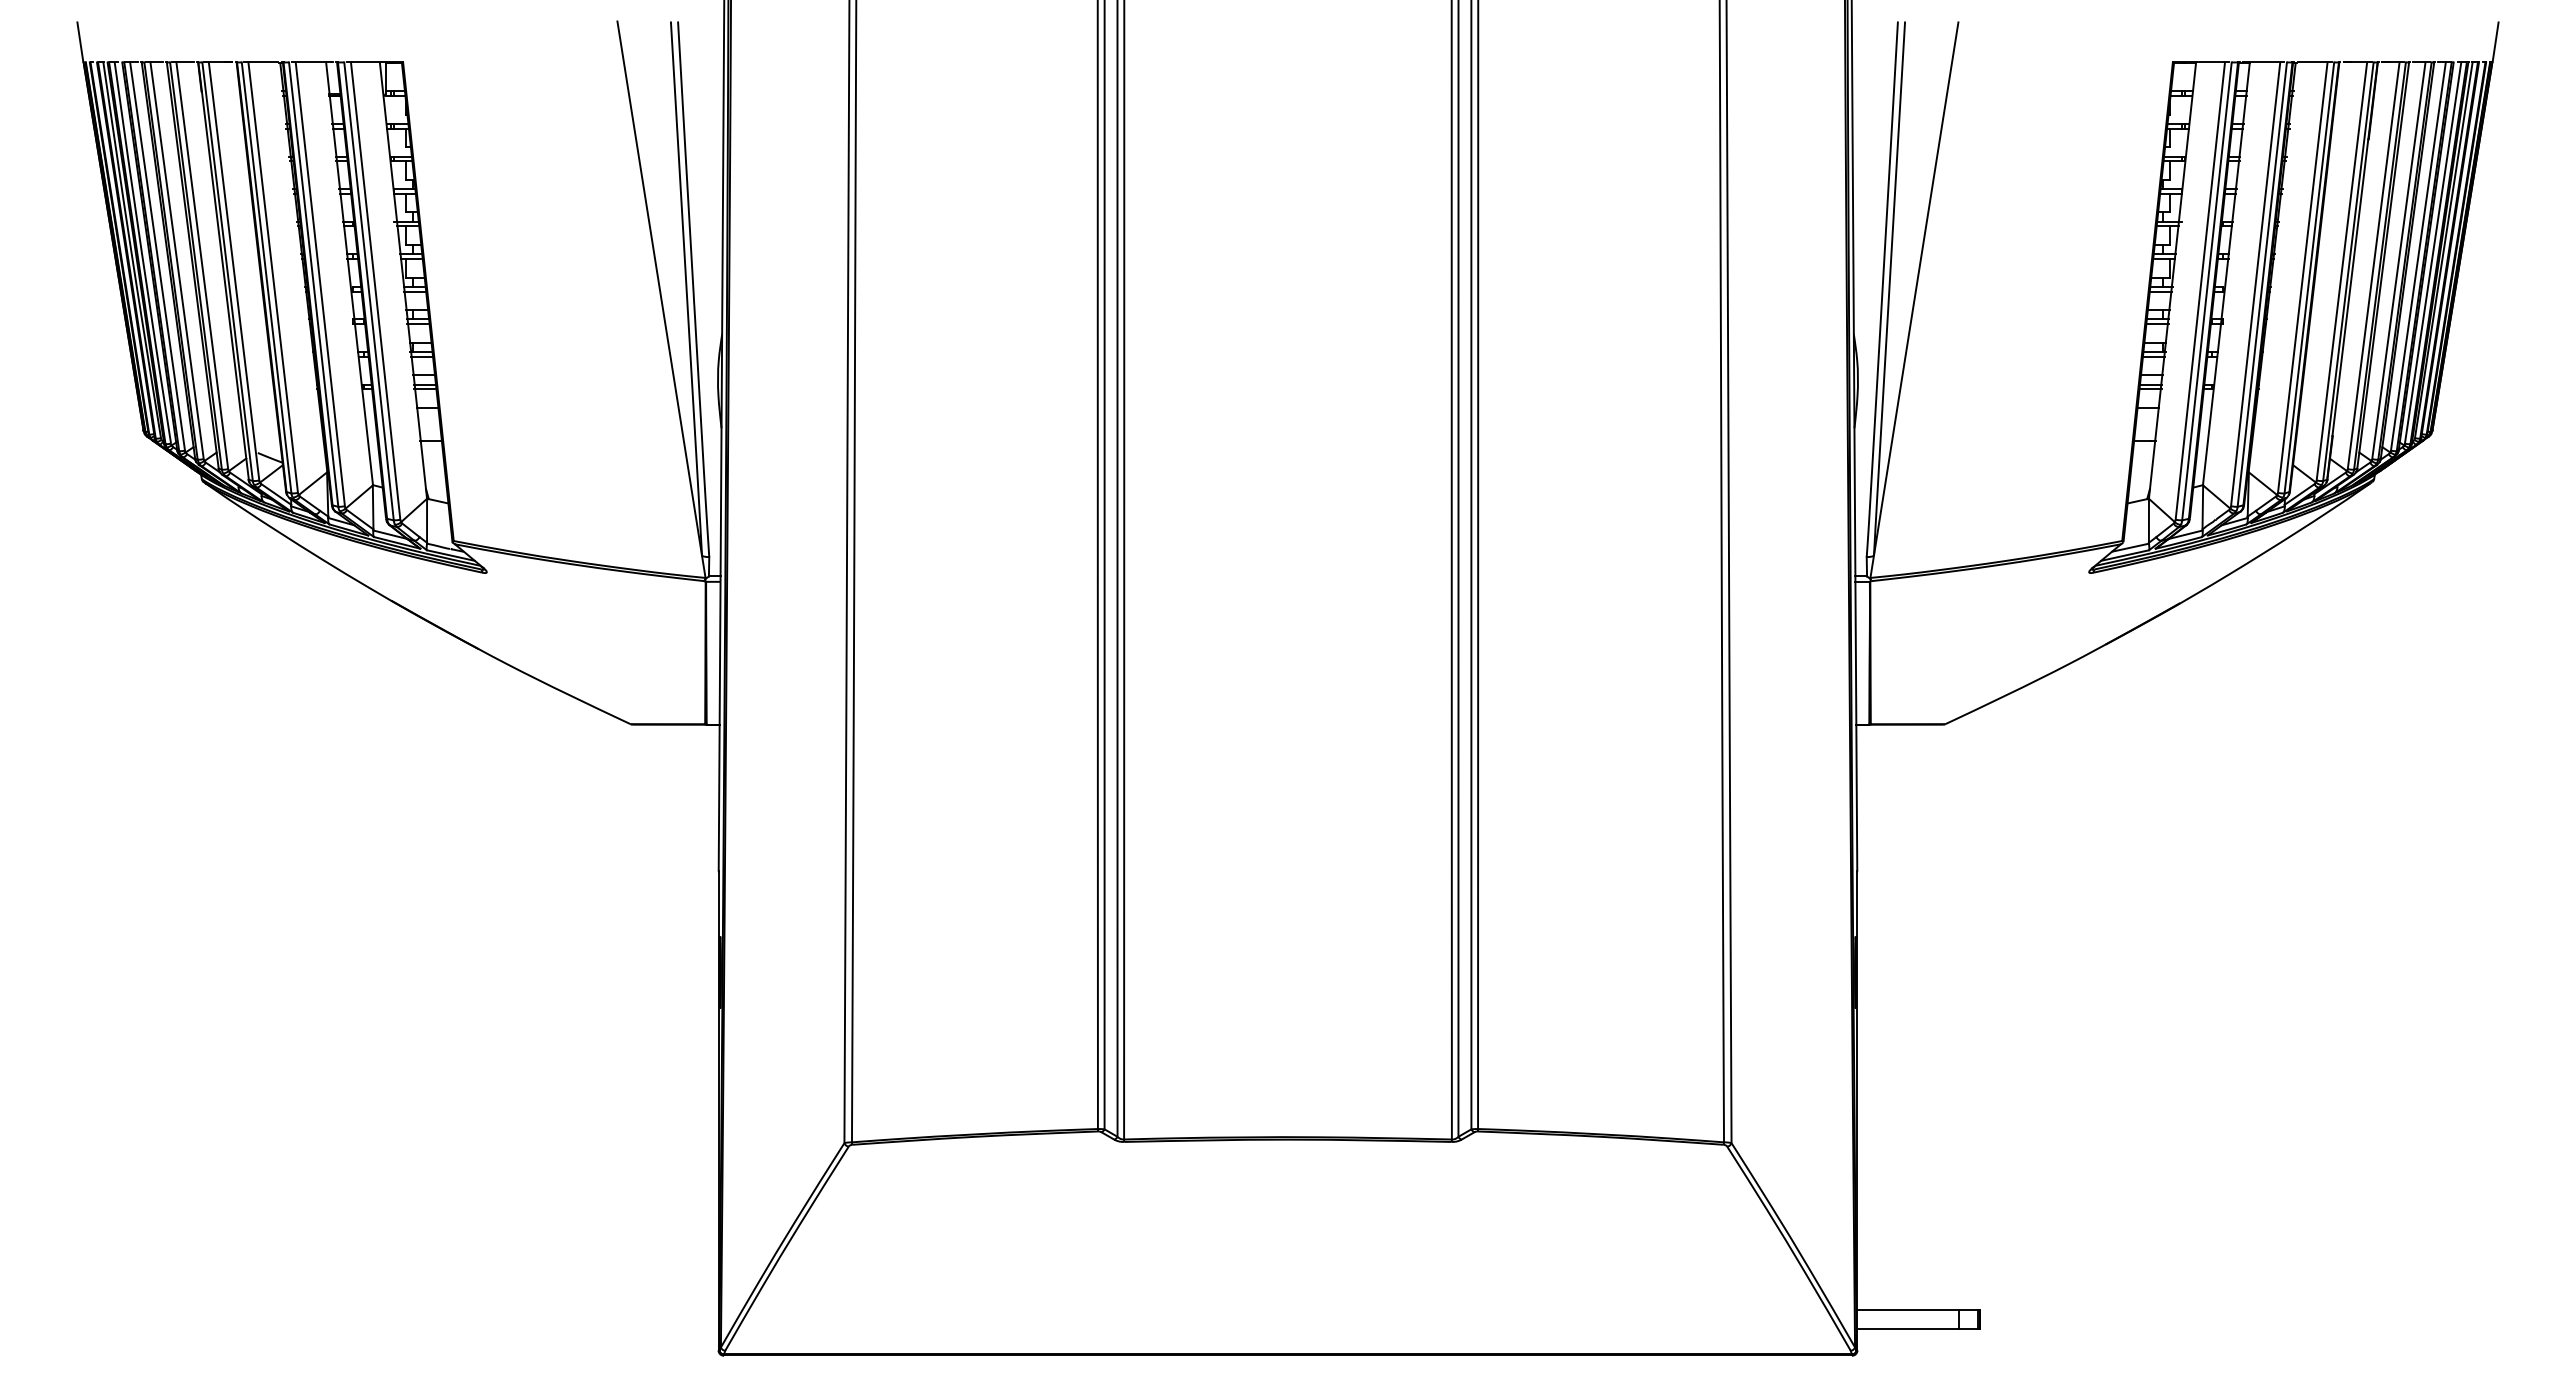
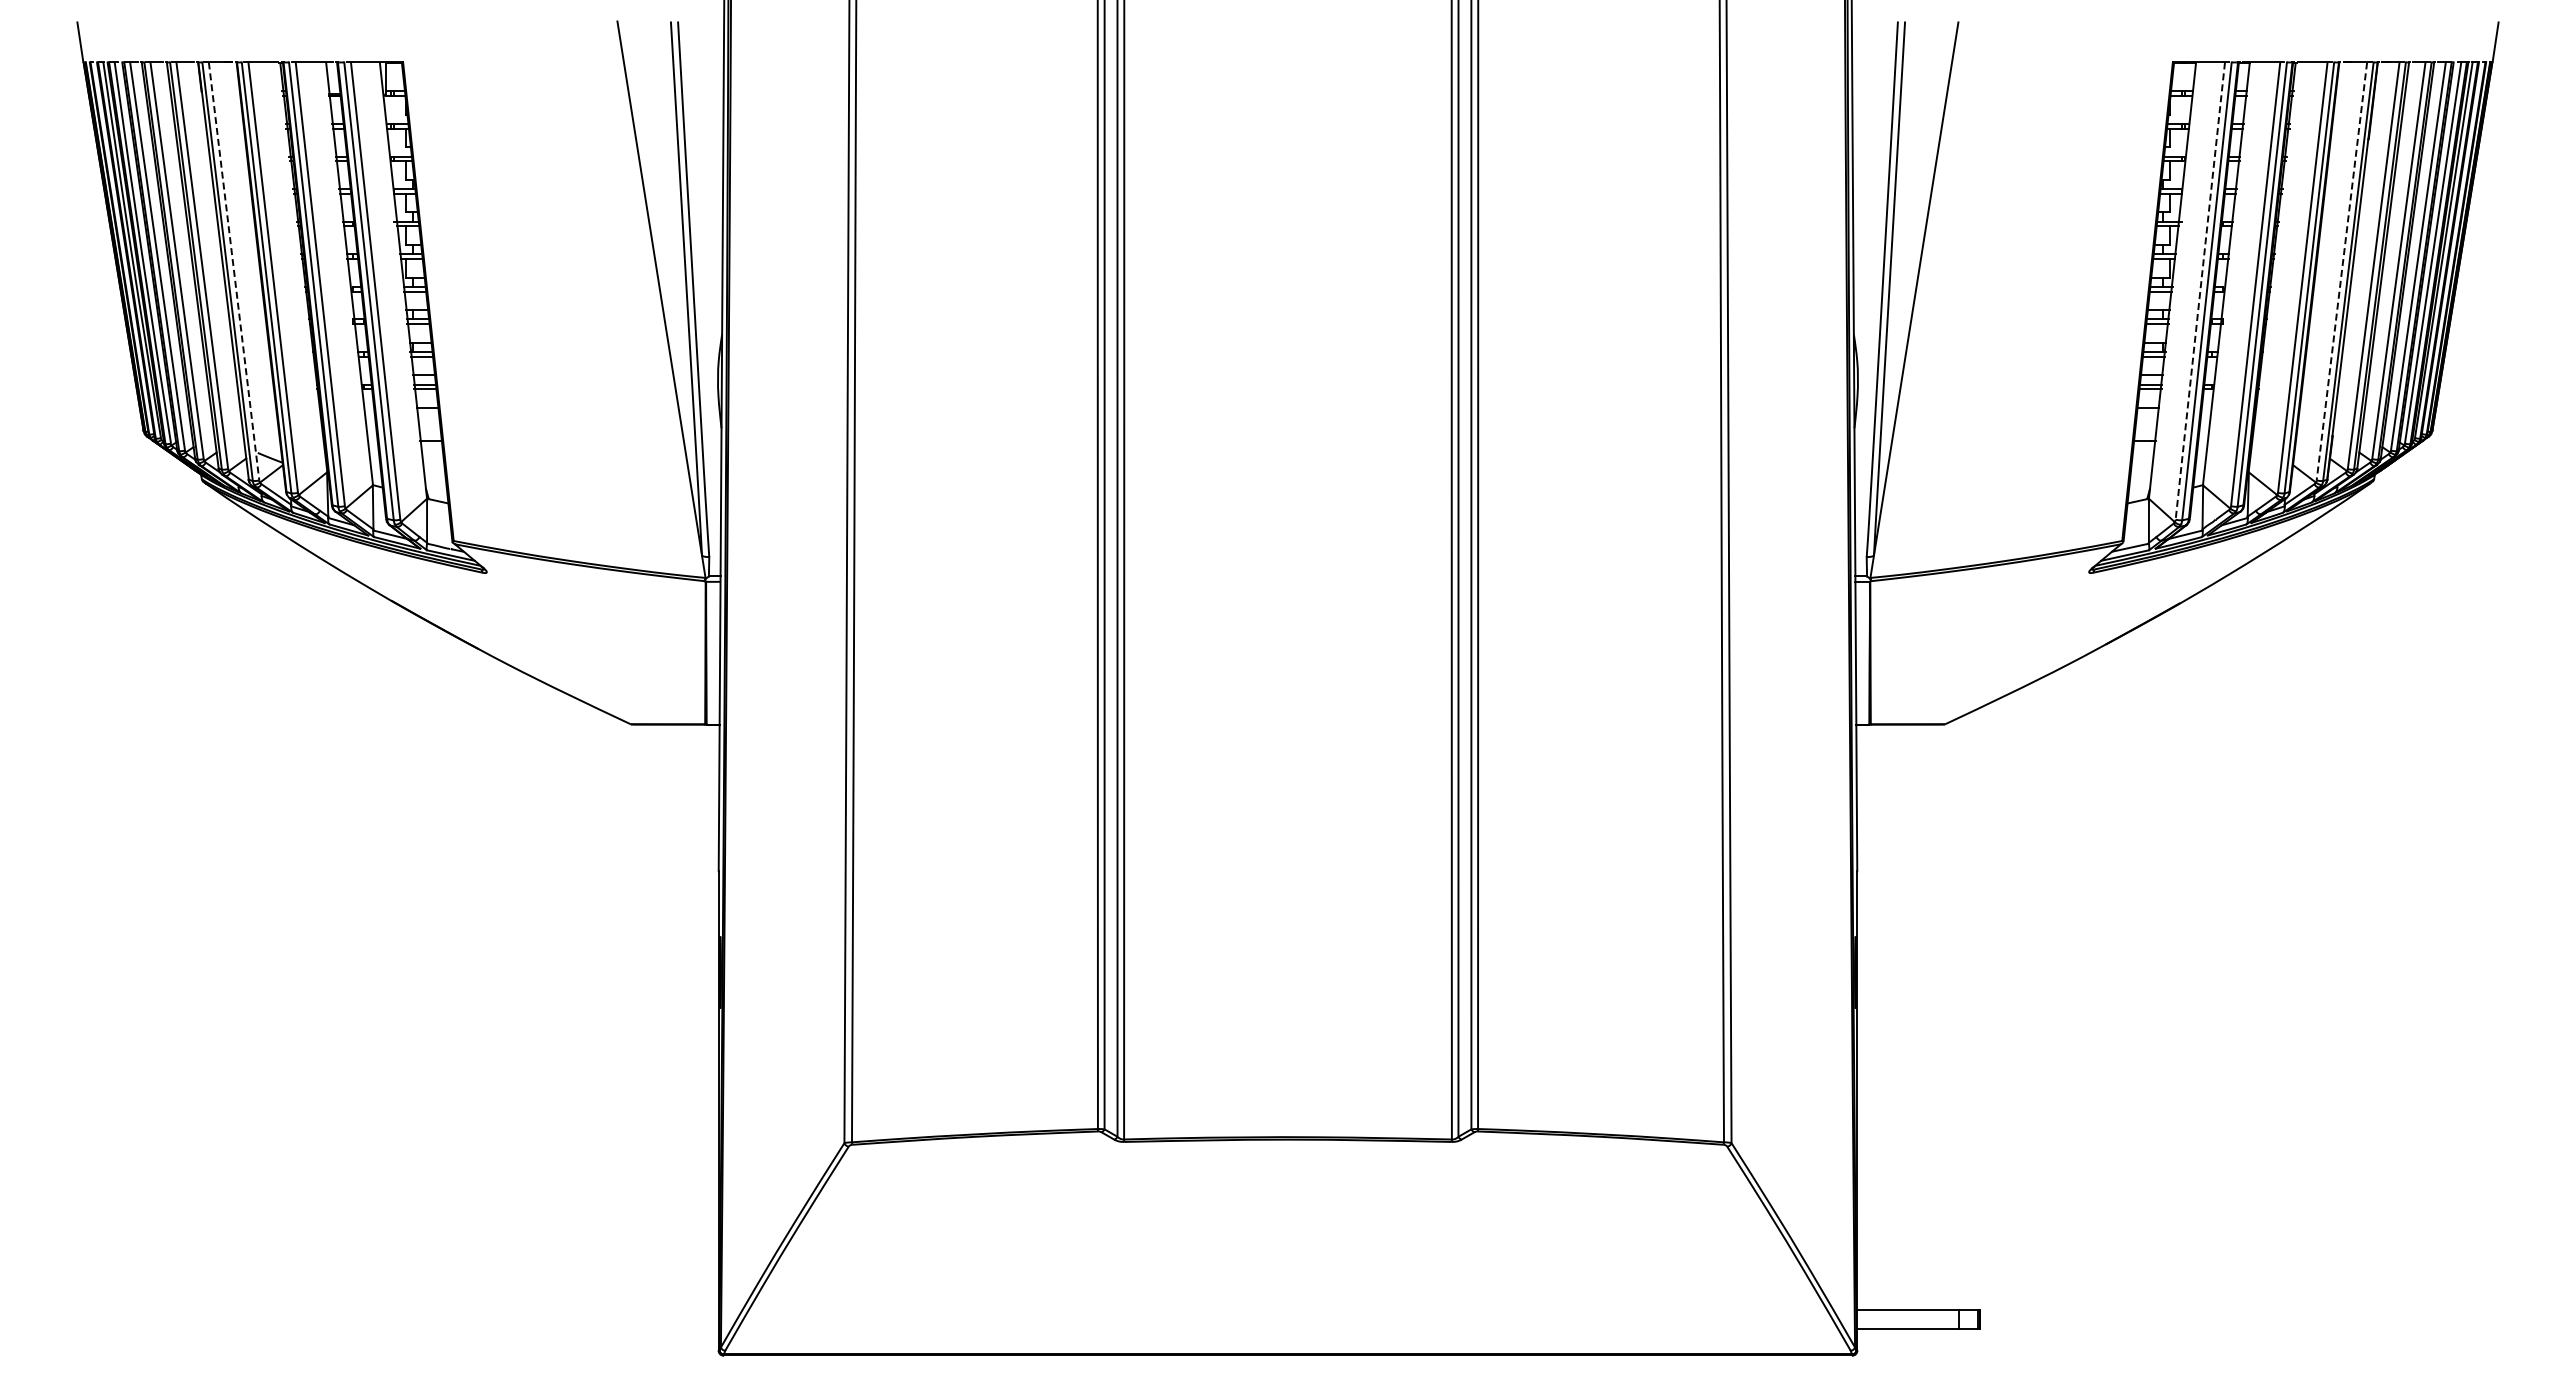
line: solid -> dashed (234, 271)
line: solid -> dashed (2341, 271)
line: solid -> dashed (2200, 291)
